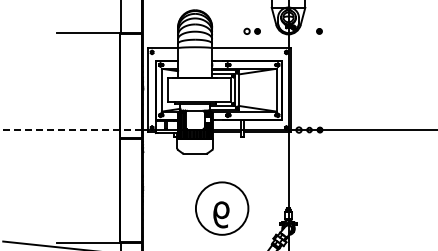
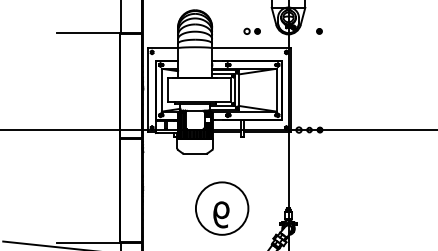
line: dashed -> solid (70, 130)
